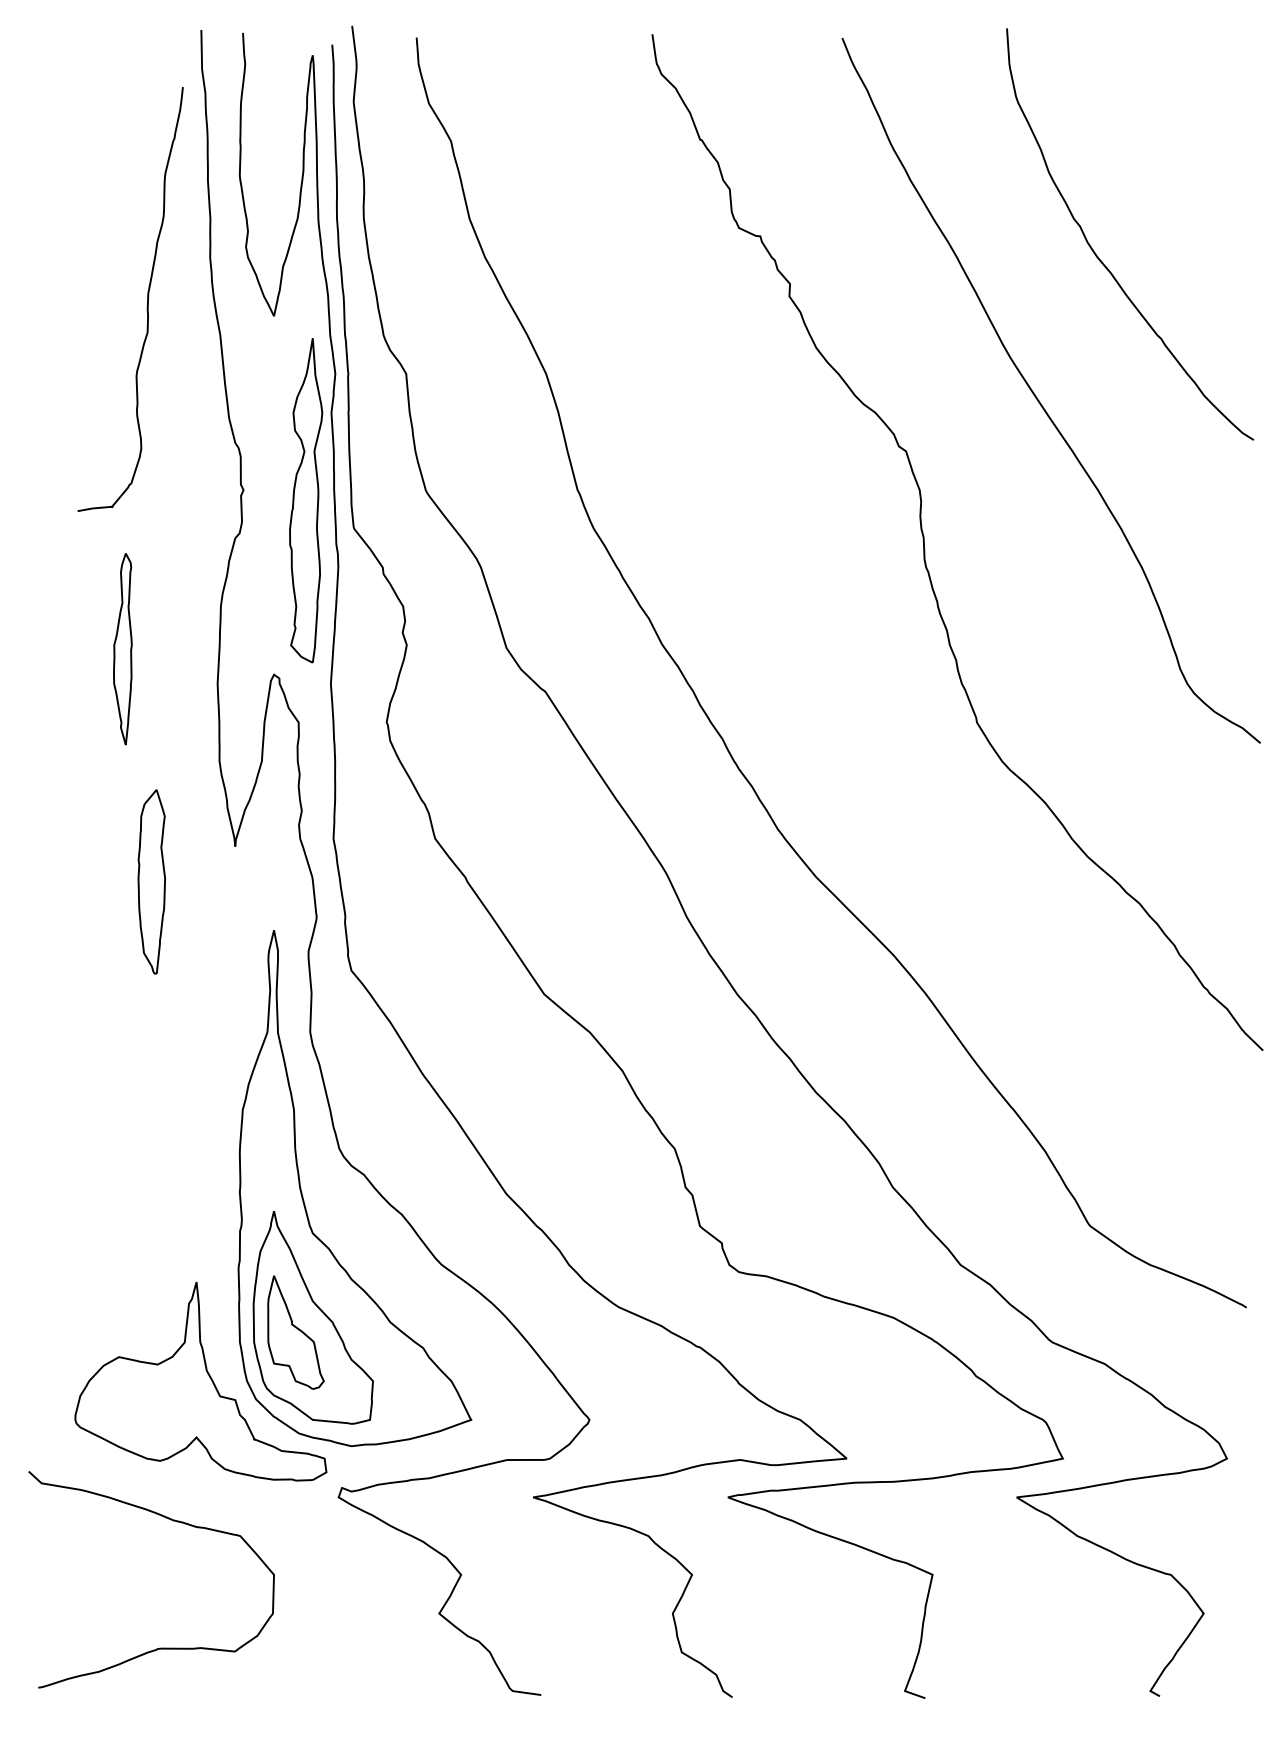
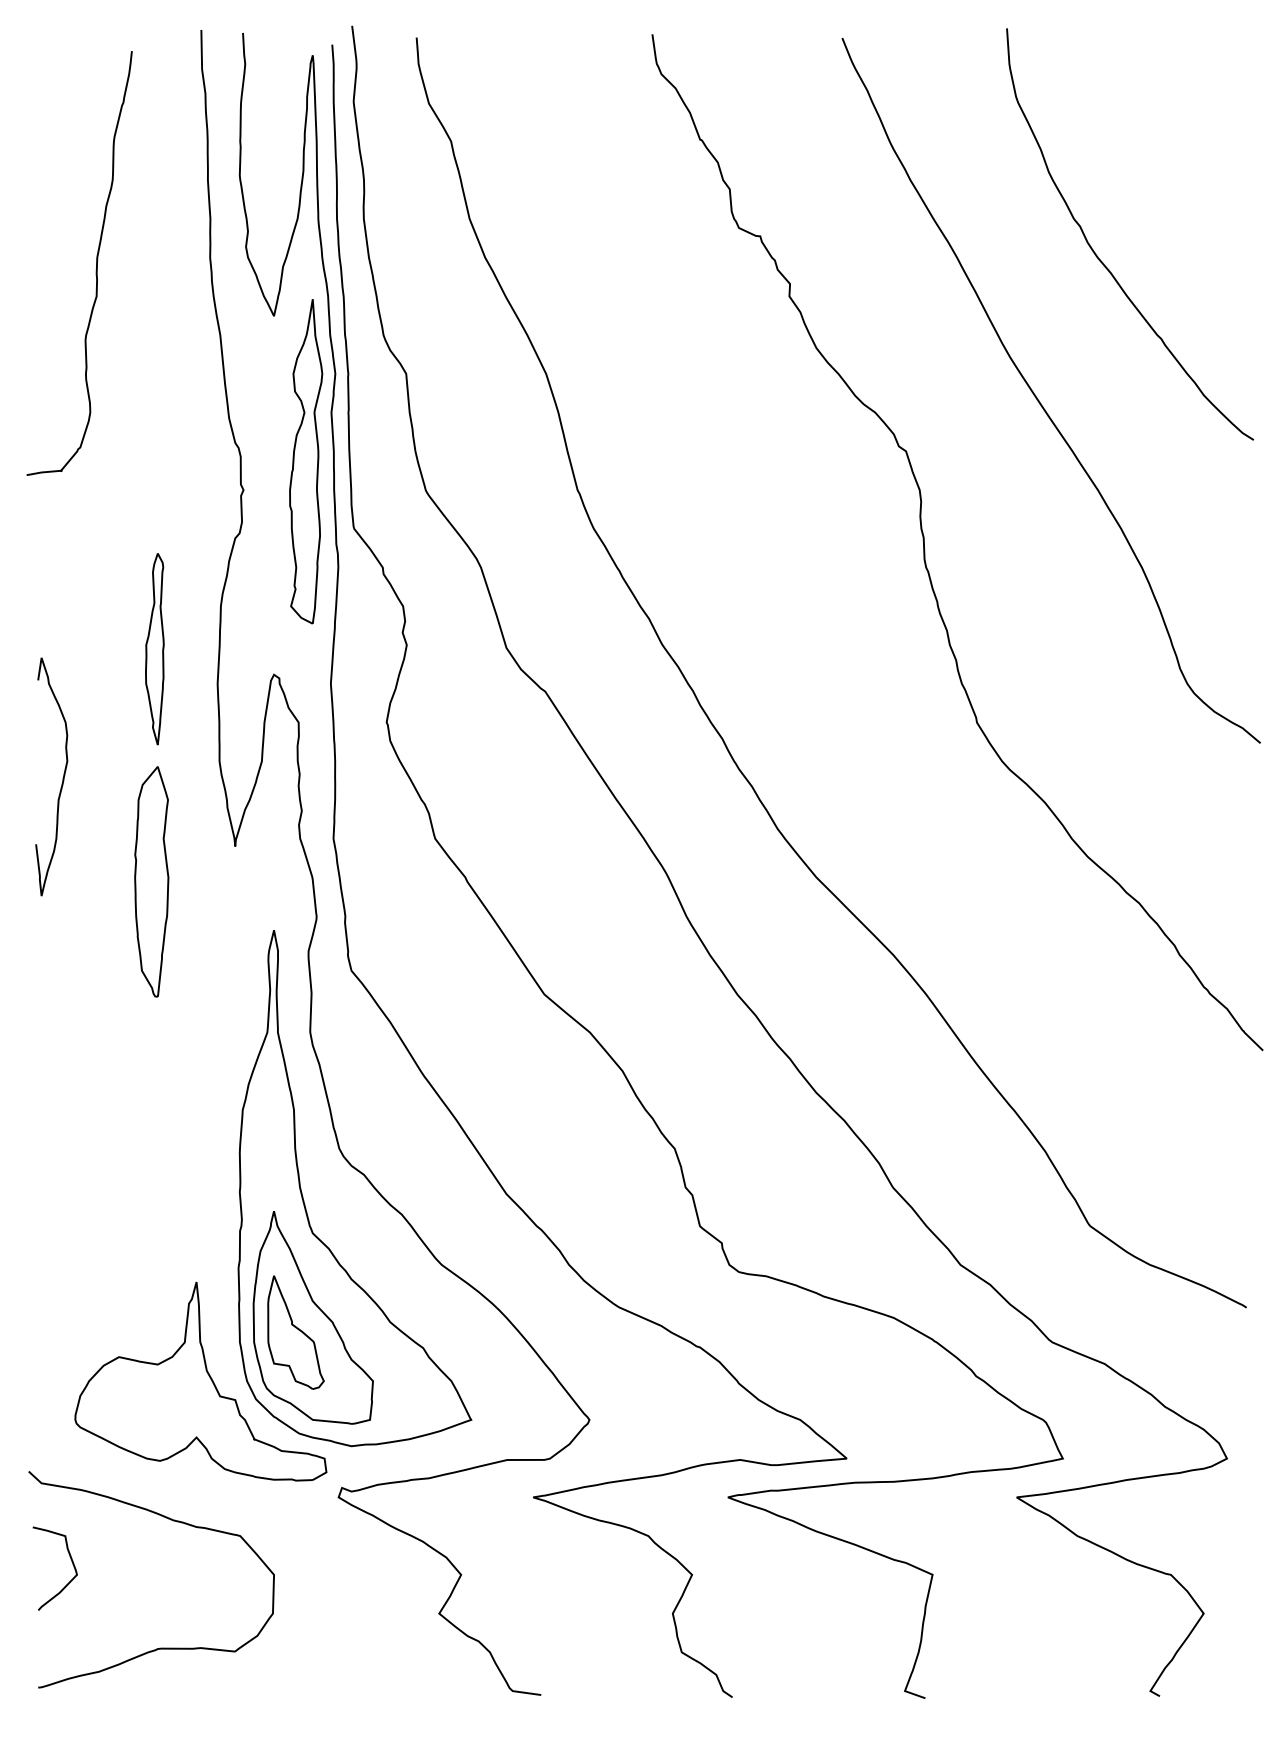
curve position: (147, 299) -> (96, 263) (96, 263)
part position: (306, 500) -> (306, 461) (306, 461)
part position: (122, 649) -> (154, 649) (154, 649)
curve: none -> present (62, 777)
part size: 29x186 px -> 36x232 px (151, 881)
curve: none -> present (71, 1562)
